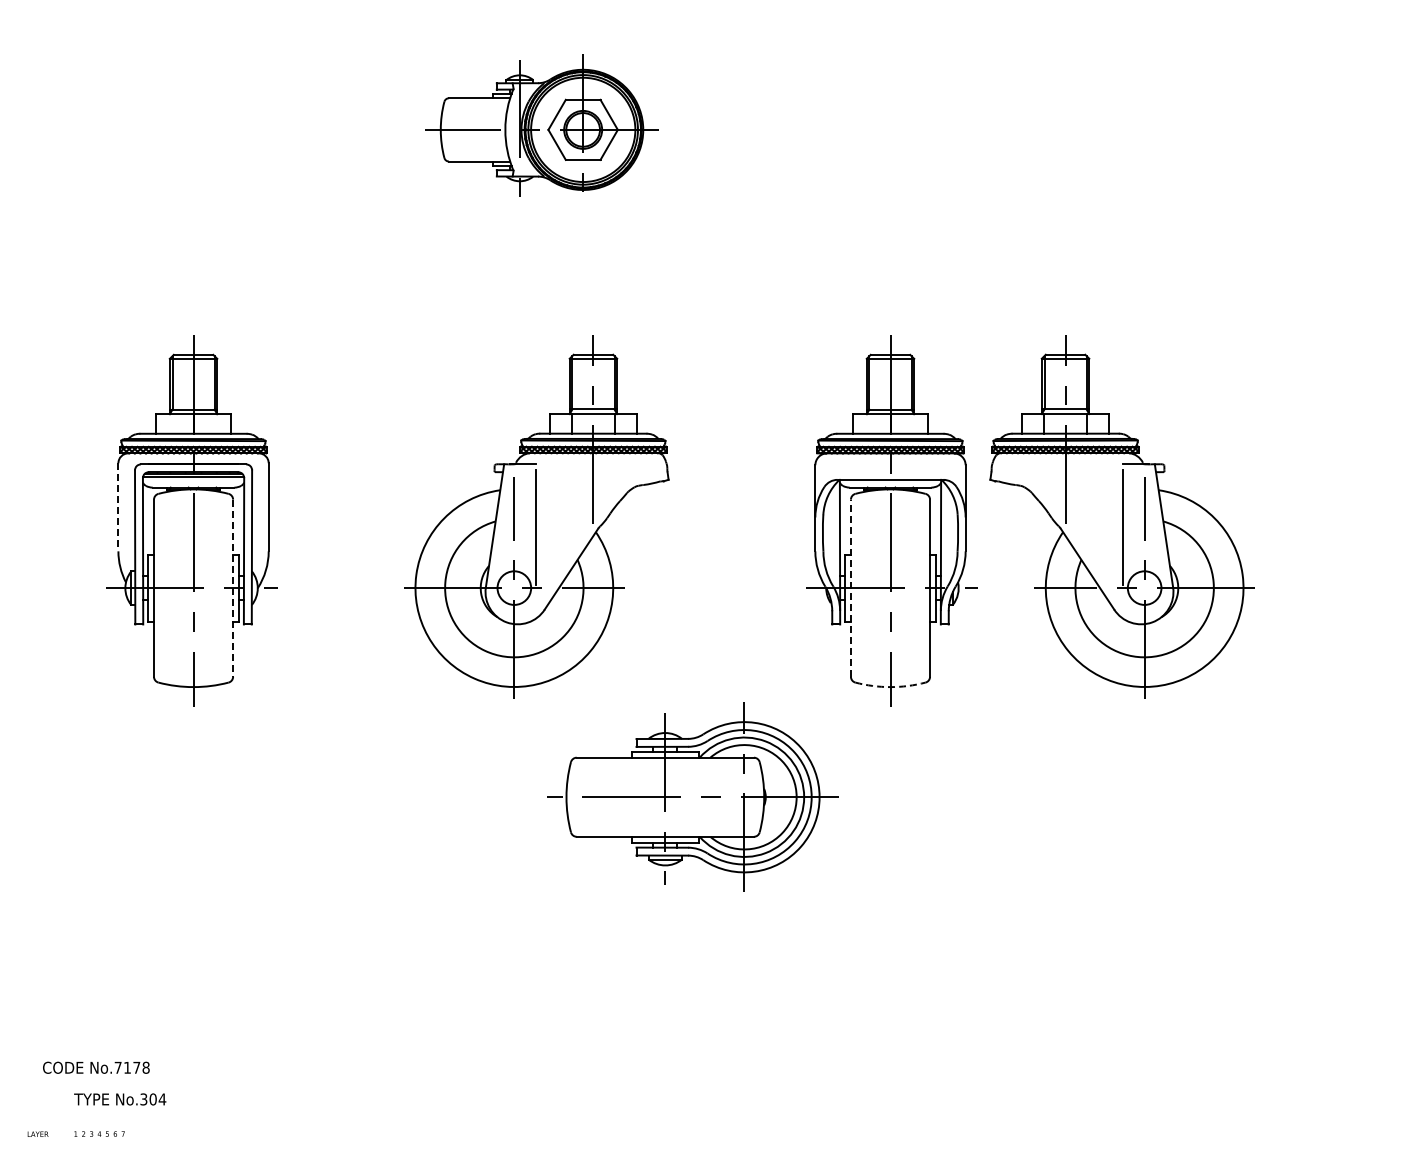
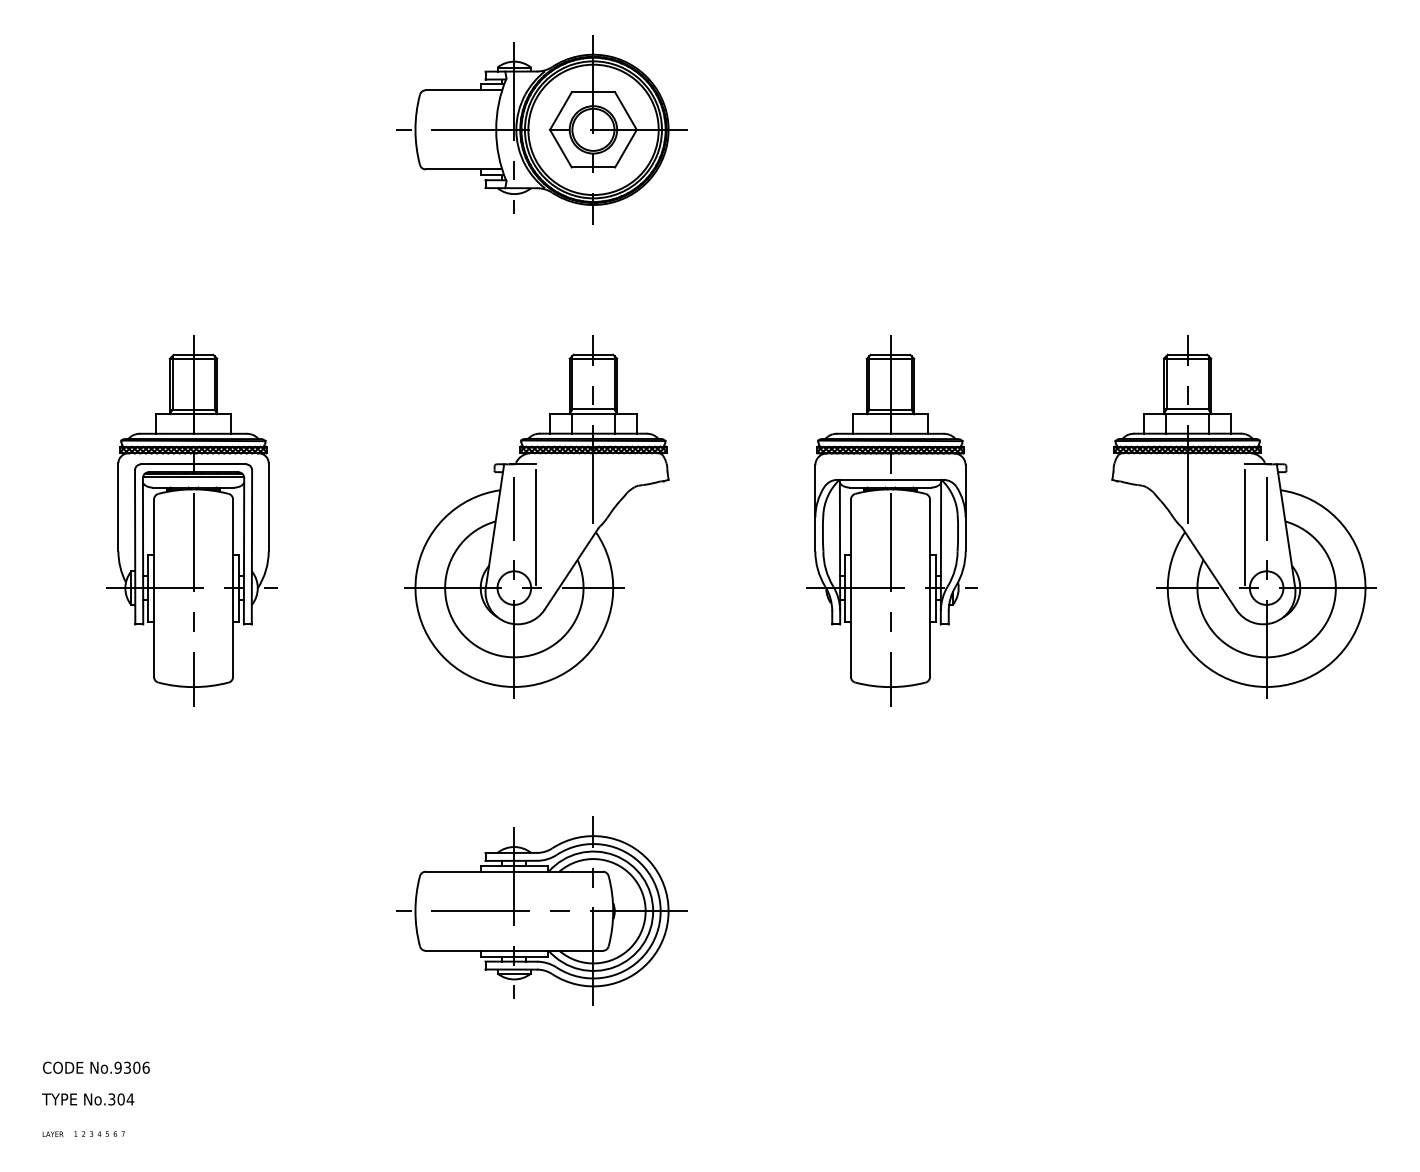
part size: 234x143 px -> 292x190 px (541, 129)
line: dashed -> solid (118, 507)
part position: (1121, 516) -> (1243, 516) (1243, 516)
line: dashed -> solid (233, 588)
line: dashed -> solid (850, 588)
arc: dashed -> solid (890, 687)
part position: (692, 796) -> (541, 910) (541, 910)
text: No.7178 -> No.9306 (131, 1067)
text position: (120, 1099) -> (88, 1099) (88, 1099)
text position: (37, 1133) -> (52, 1133) (52, 1133)
